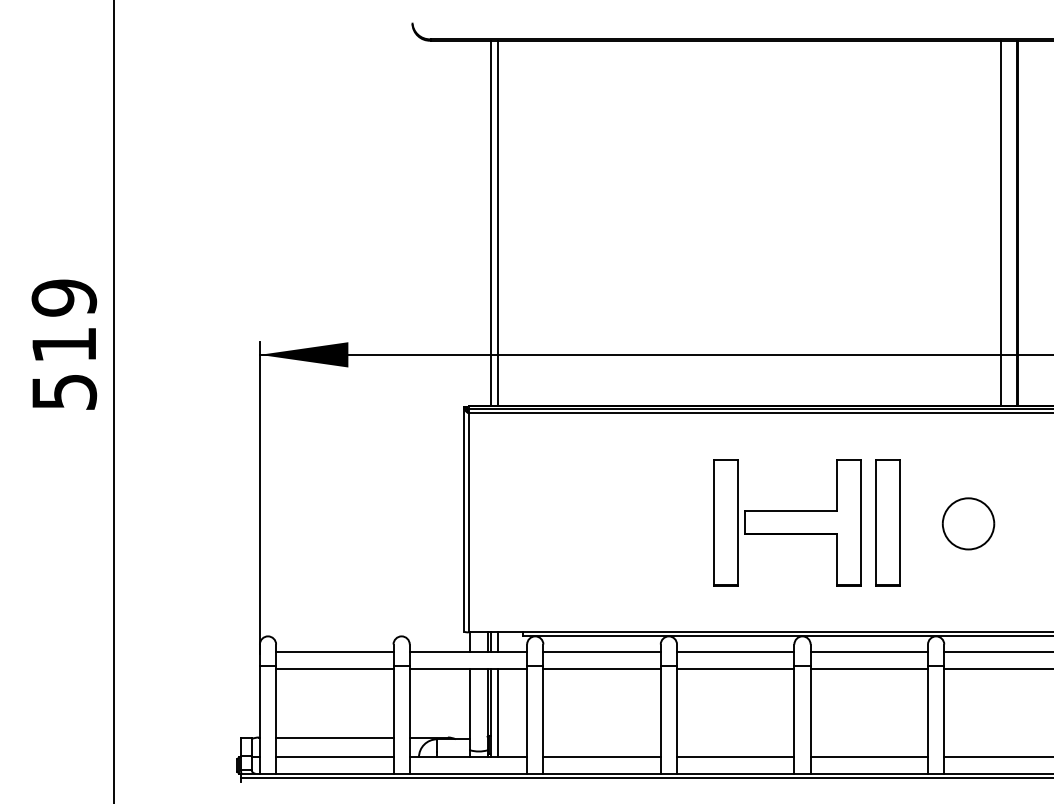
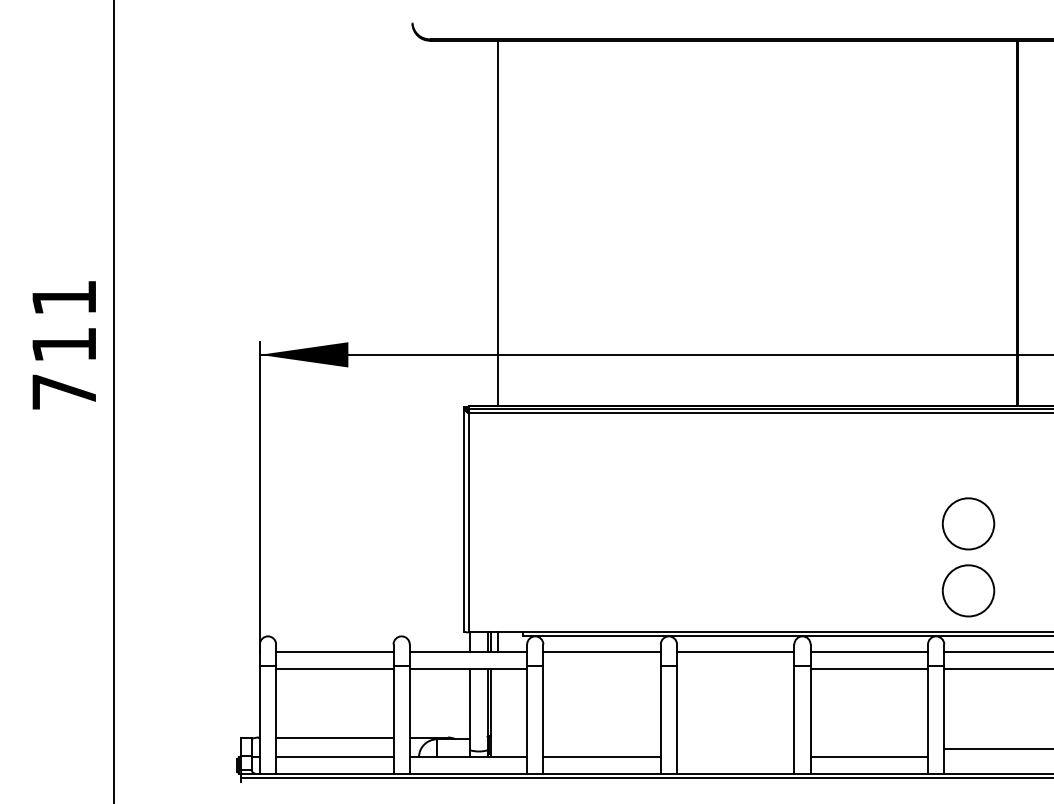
line: present -> none (491, 223)
line: present -> none (1001, 223)
text: 519 -> 711 (64, 344)
part: present -> none (787, 522)
part: present -> none (887, 522)
part: none -> present (968, 590)
line: present -> none (601, 668)
line: present -> none (735, 668)
line: present -> none (498, 712)
line: present -> none (735, 757)
line position: (997, 757) -> (997, 749) (997, 749)
